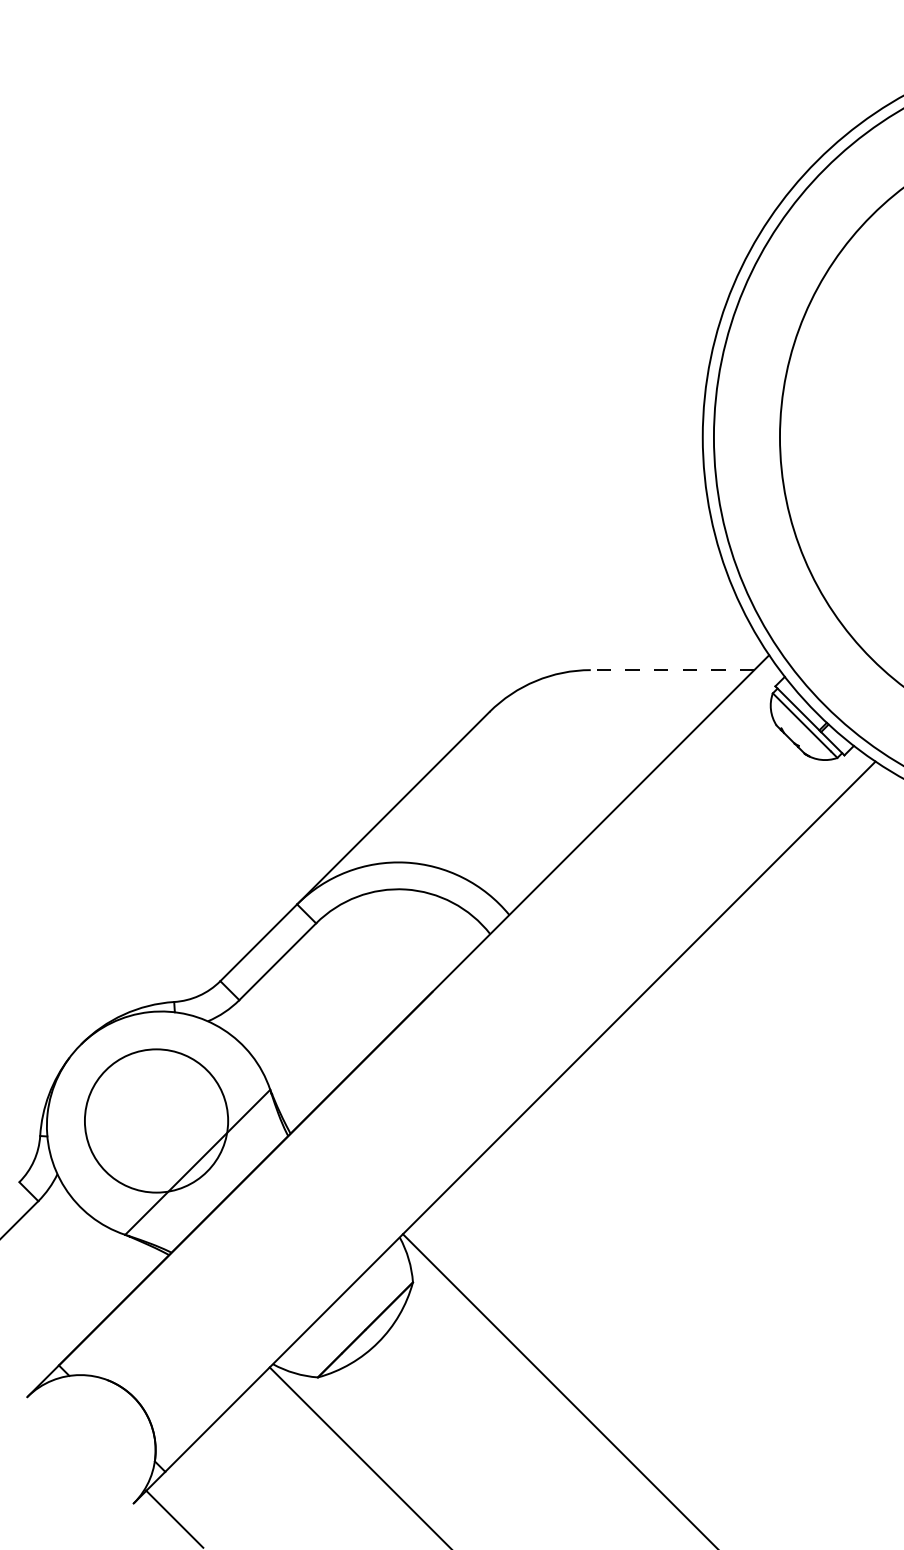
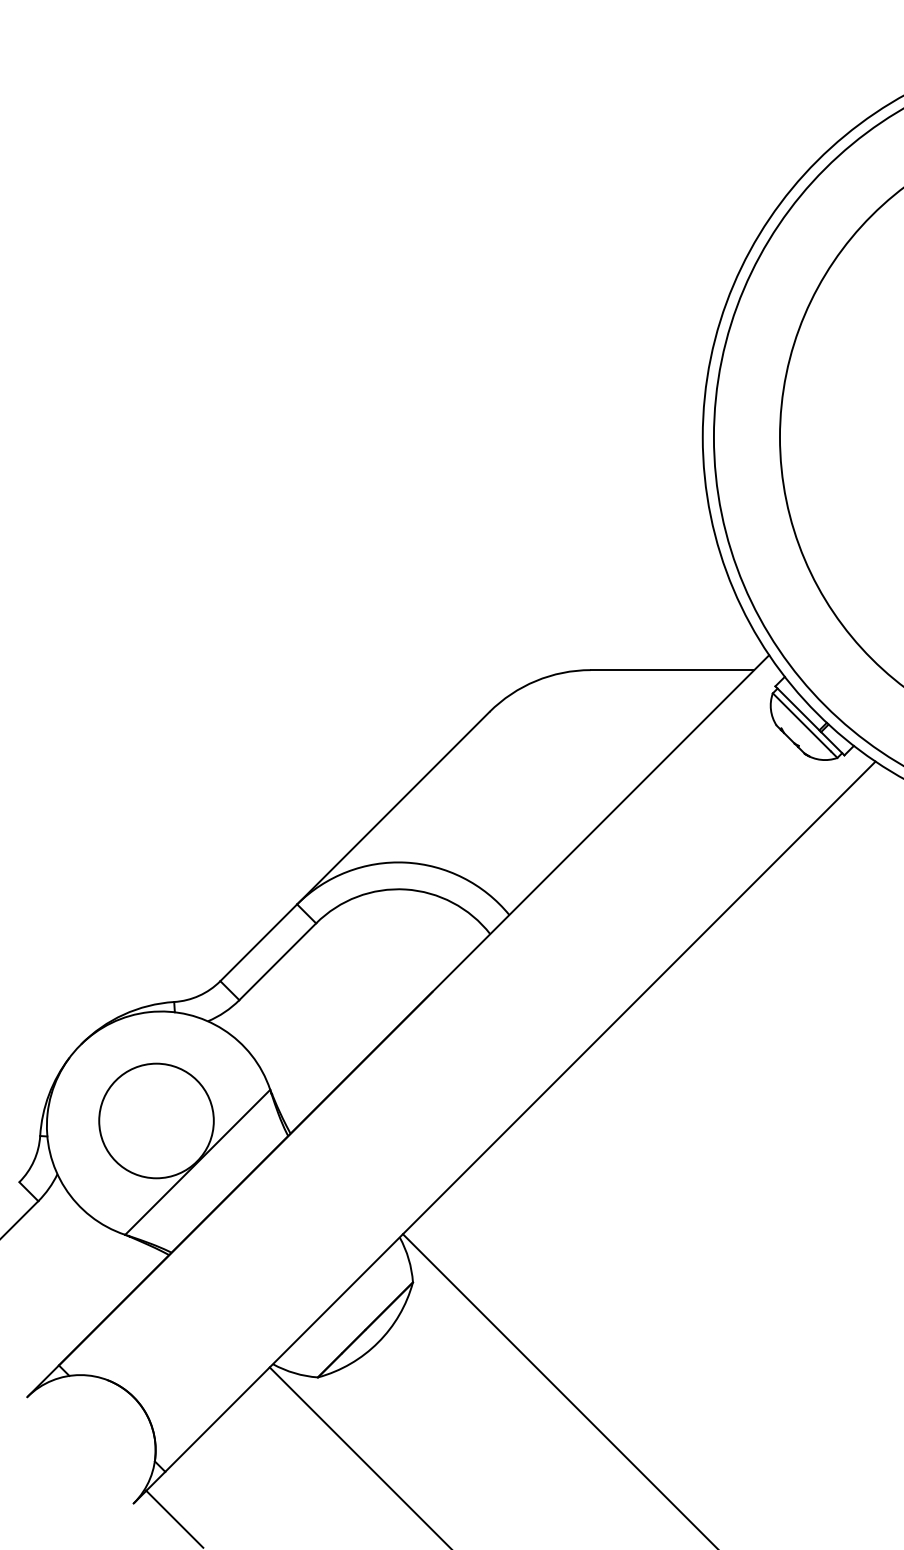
line: dashed -> solid (672, 670)
circle diameter: 143 px -> 115 px (156, 1120)
